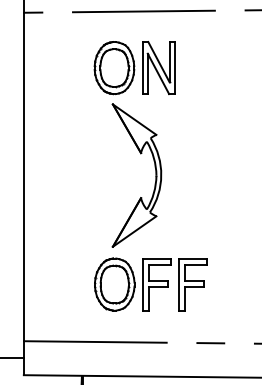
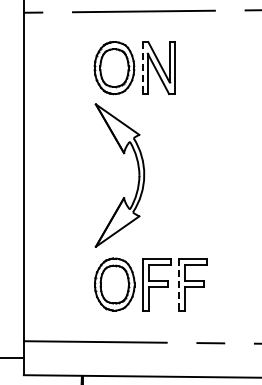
line: solid -> dashed (142, 68)
part position: (155, 175) -> (138, 175) (138, 175)
line: solid -> dashed (179, 285)
